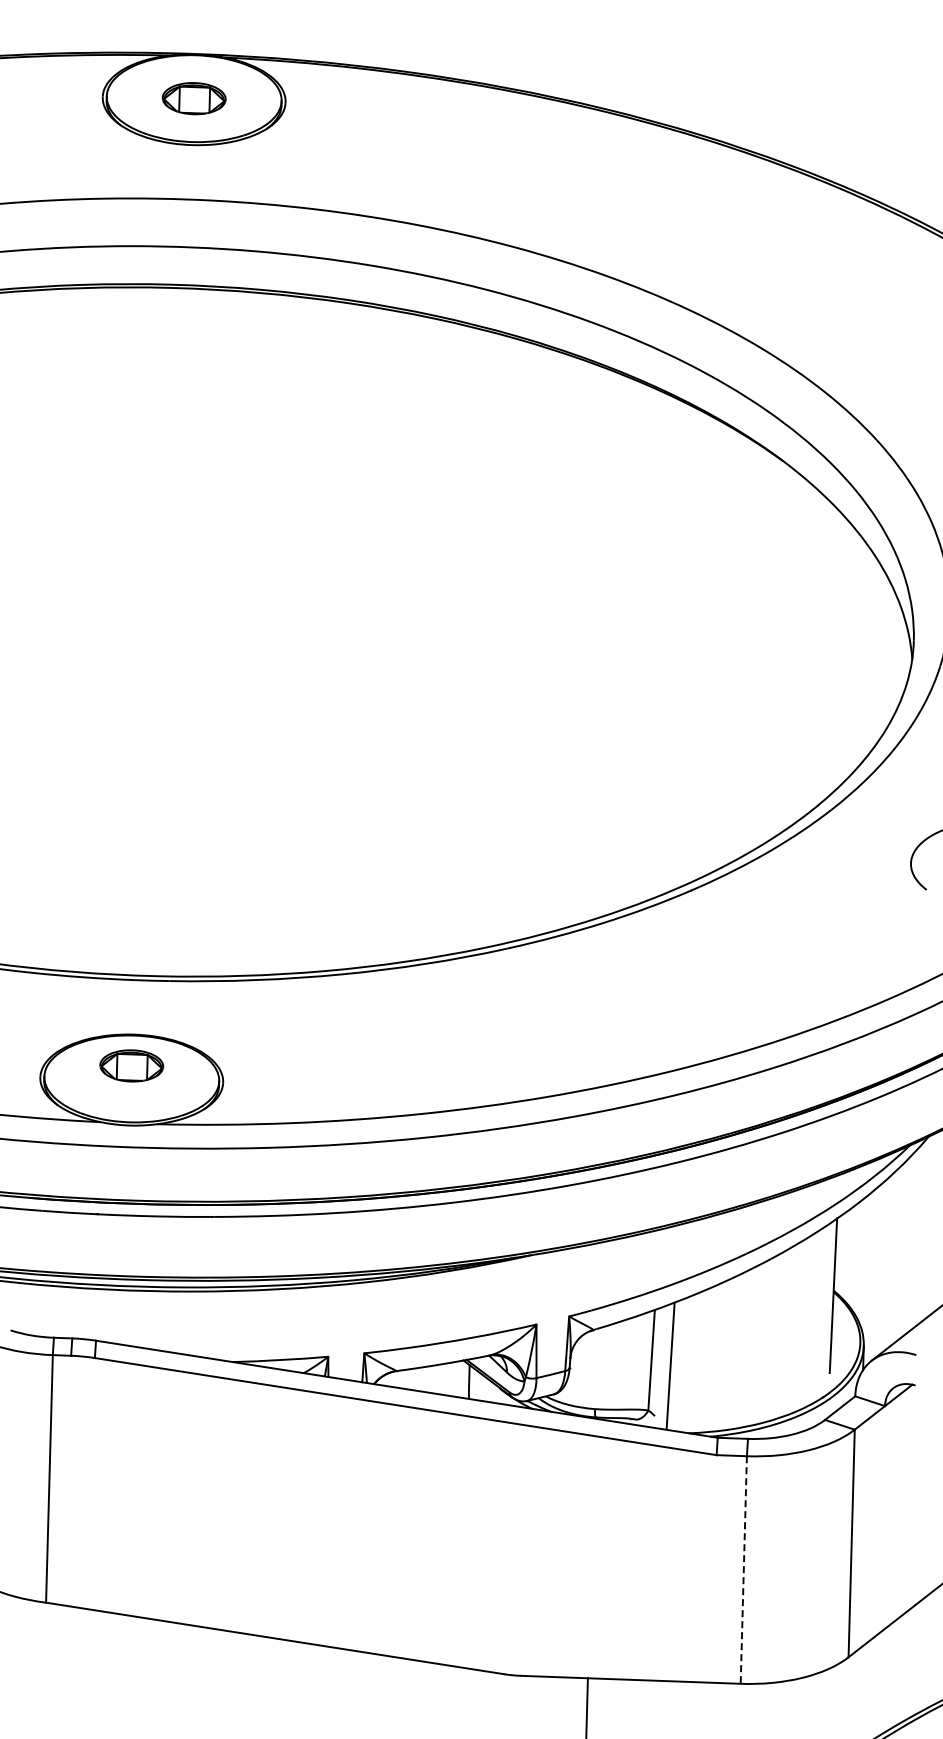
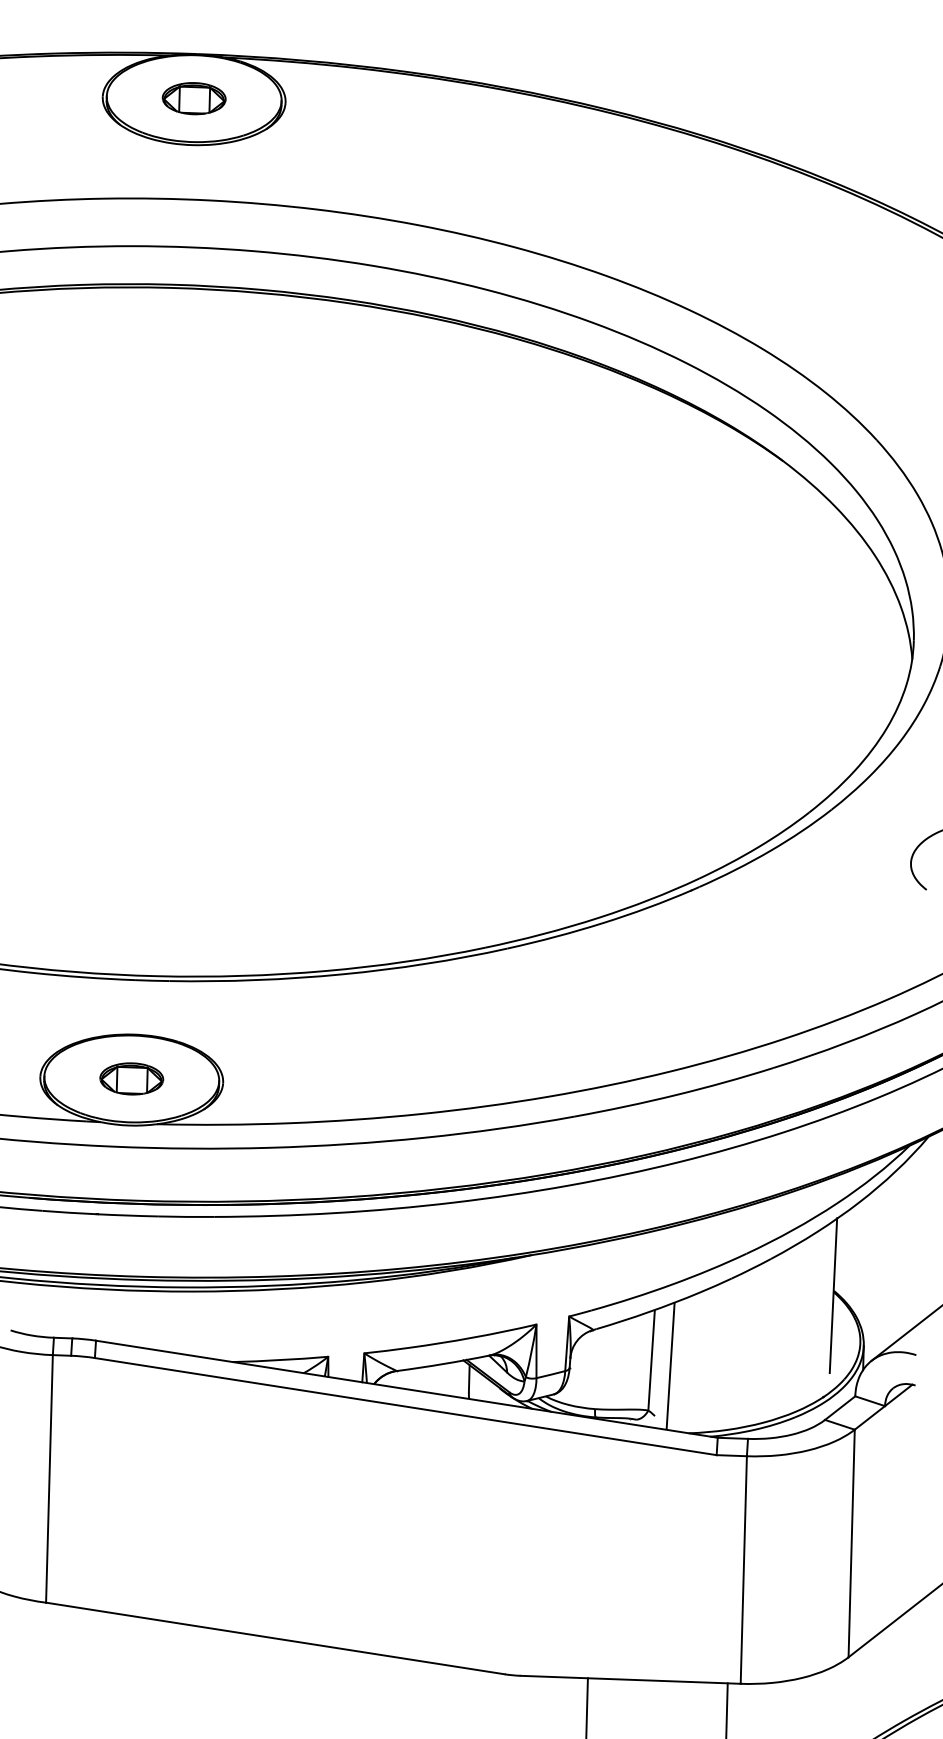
part position: (131, 1065) -> (131, 1078) (131, 1078)
line: dashed -> solid (743, 1570)
line: none -> present (726, 1709)
